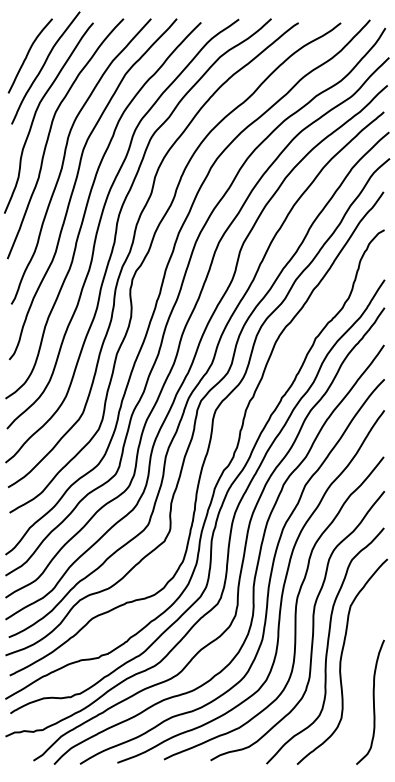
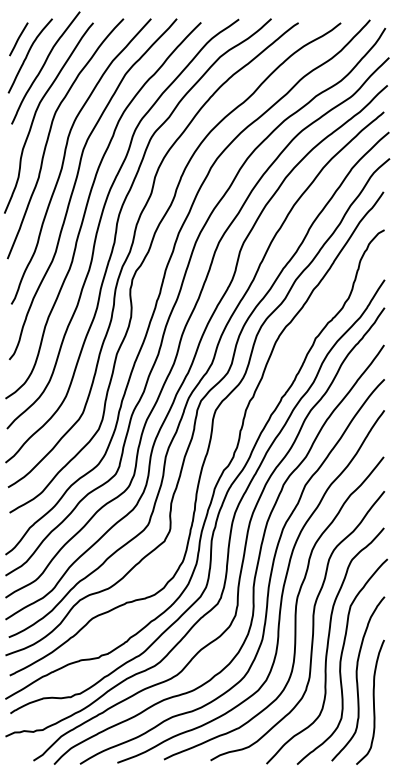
line: none -> present (18, 39)
curve: none -> present (357, 678)
